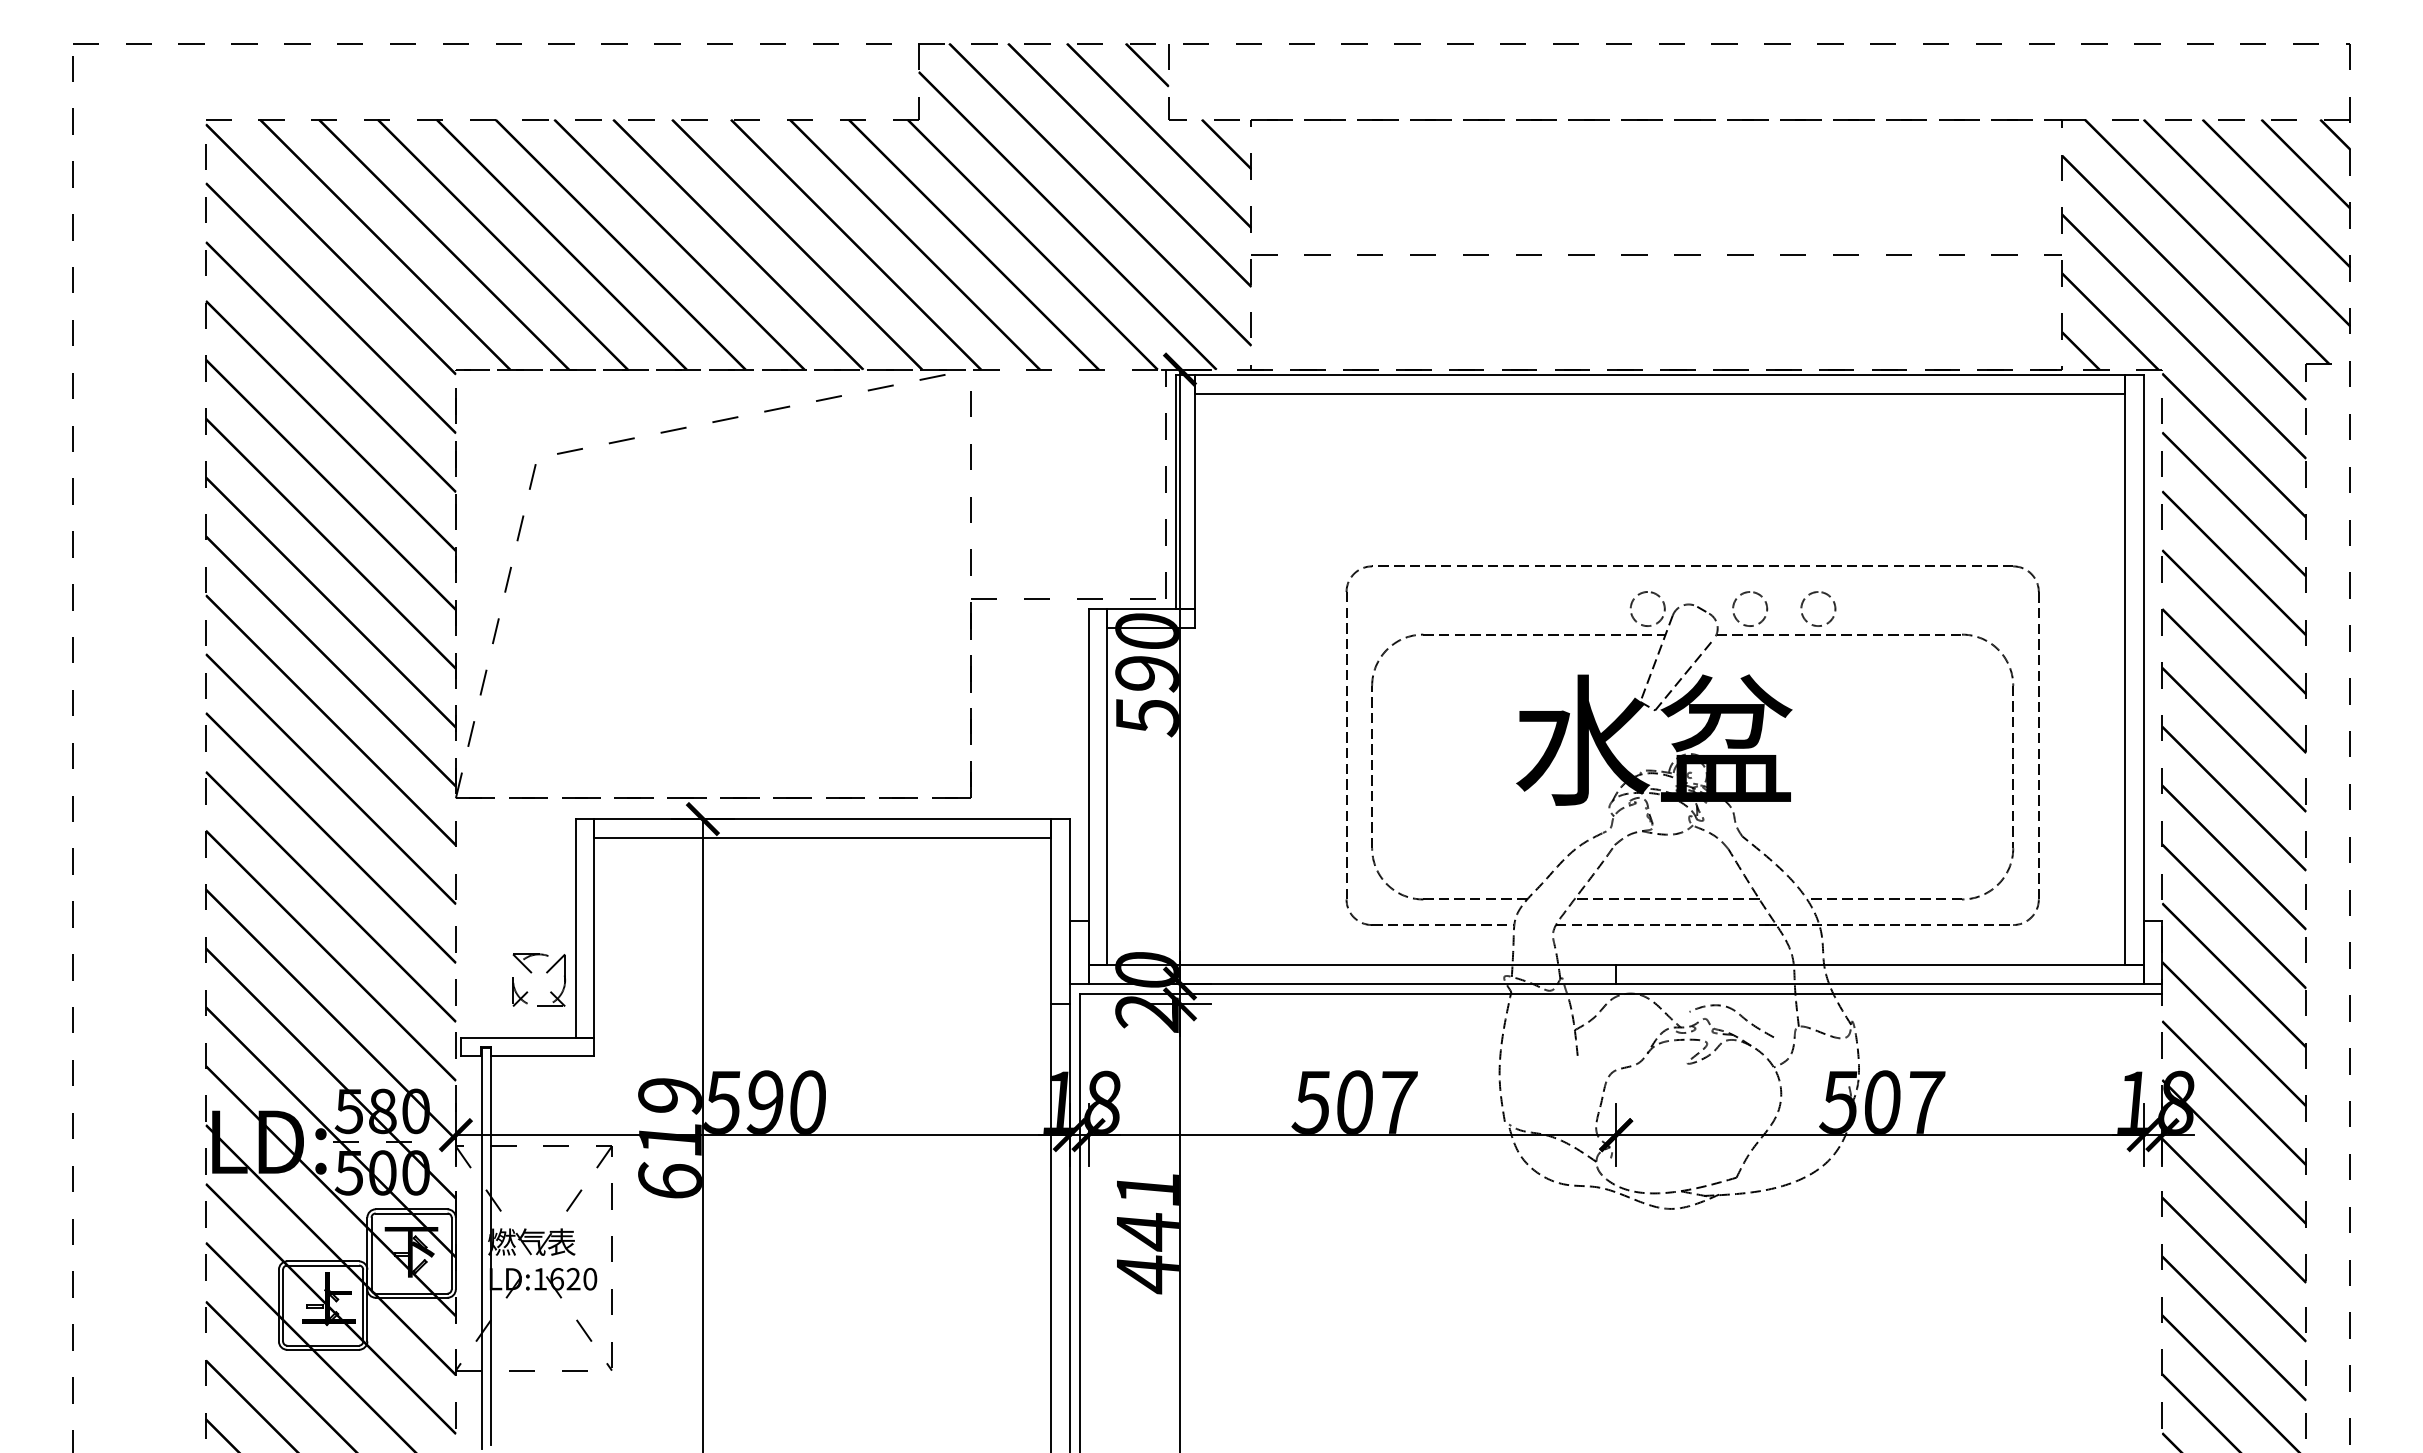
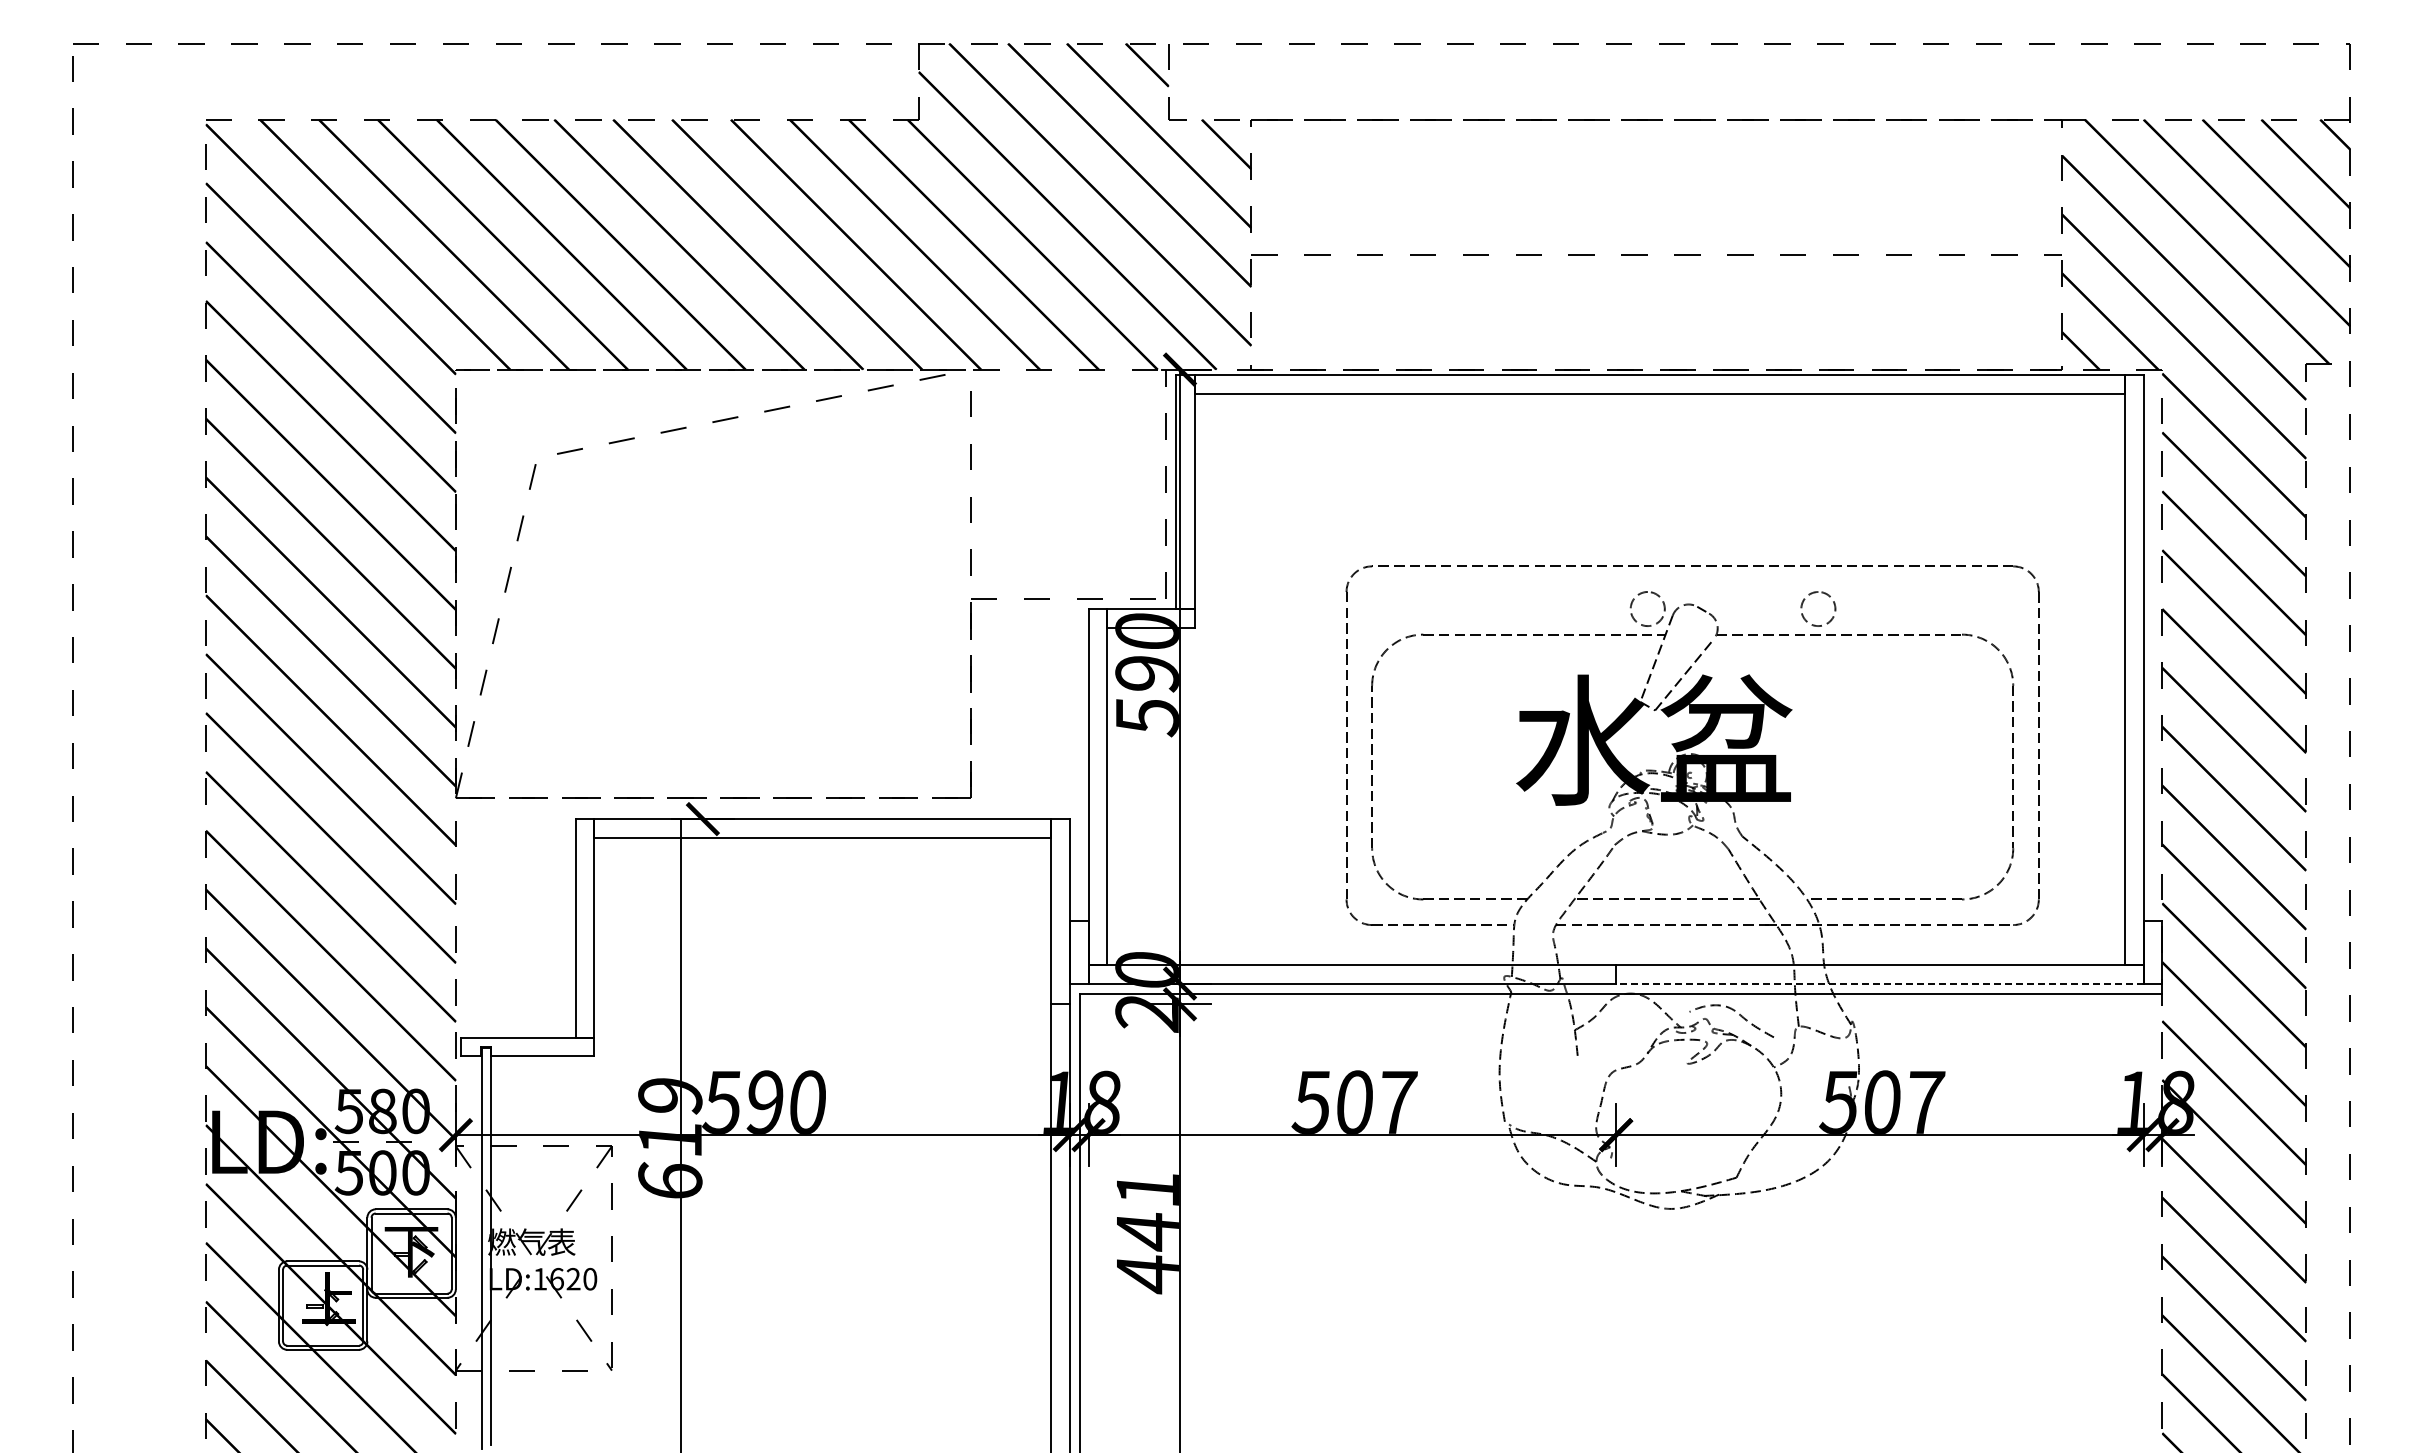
part: present -> none (1756, 594)
part: present -> none (532, 972)
line: solid -> dashed (1879, 983)
line position: (702, 1134) -> (680, 1134) (680, 1134)
